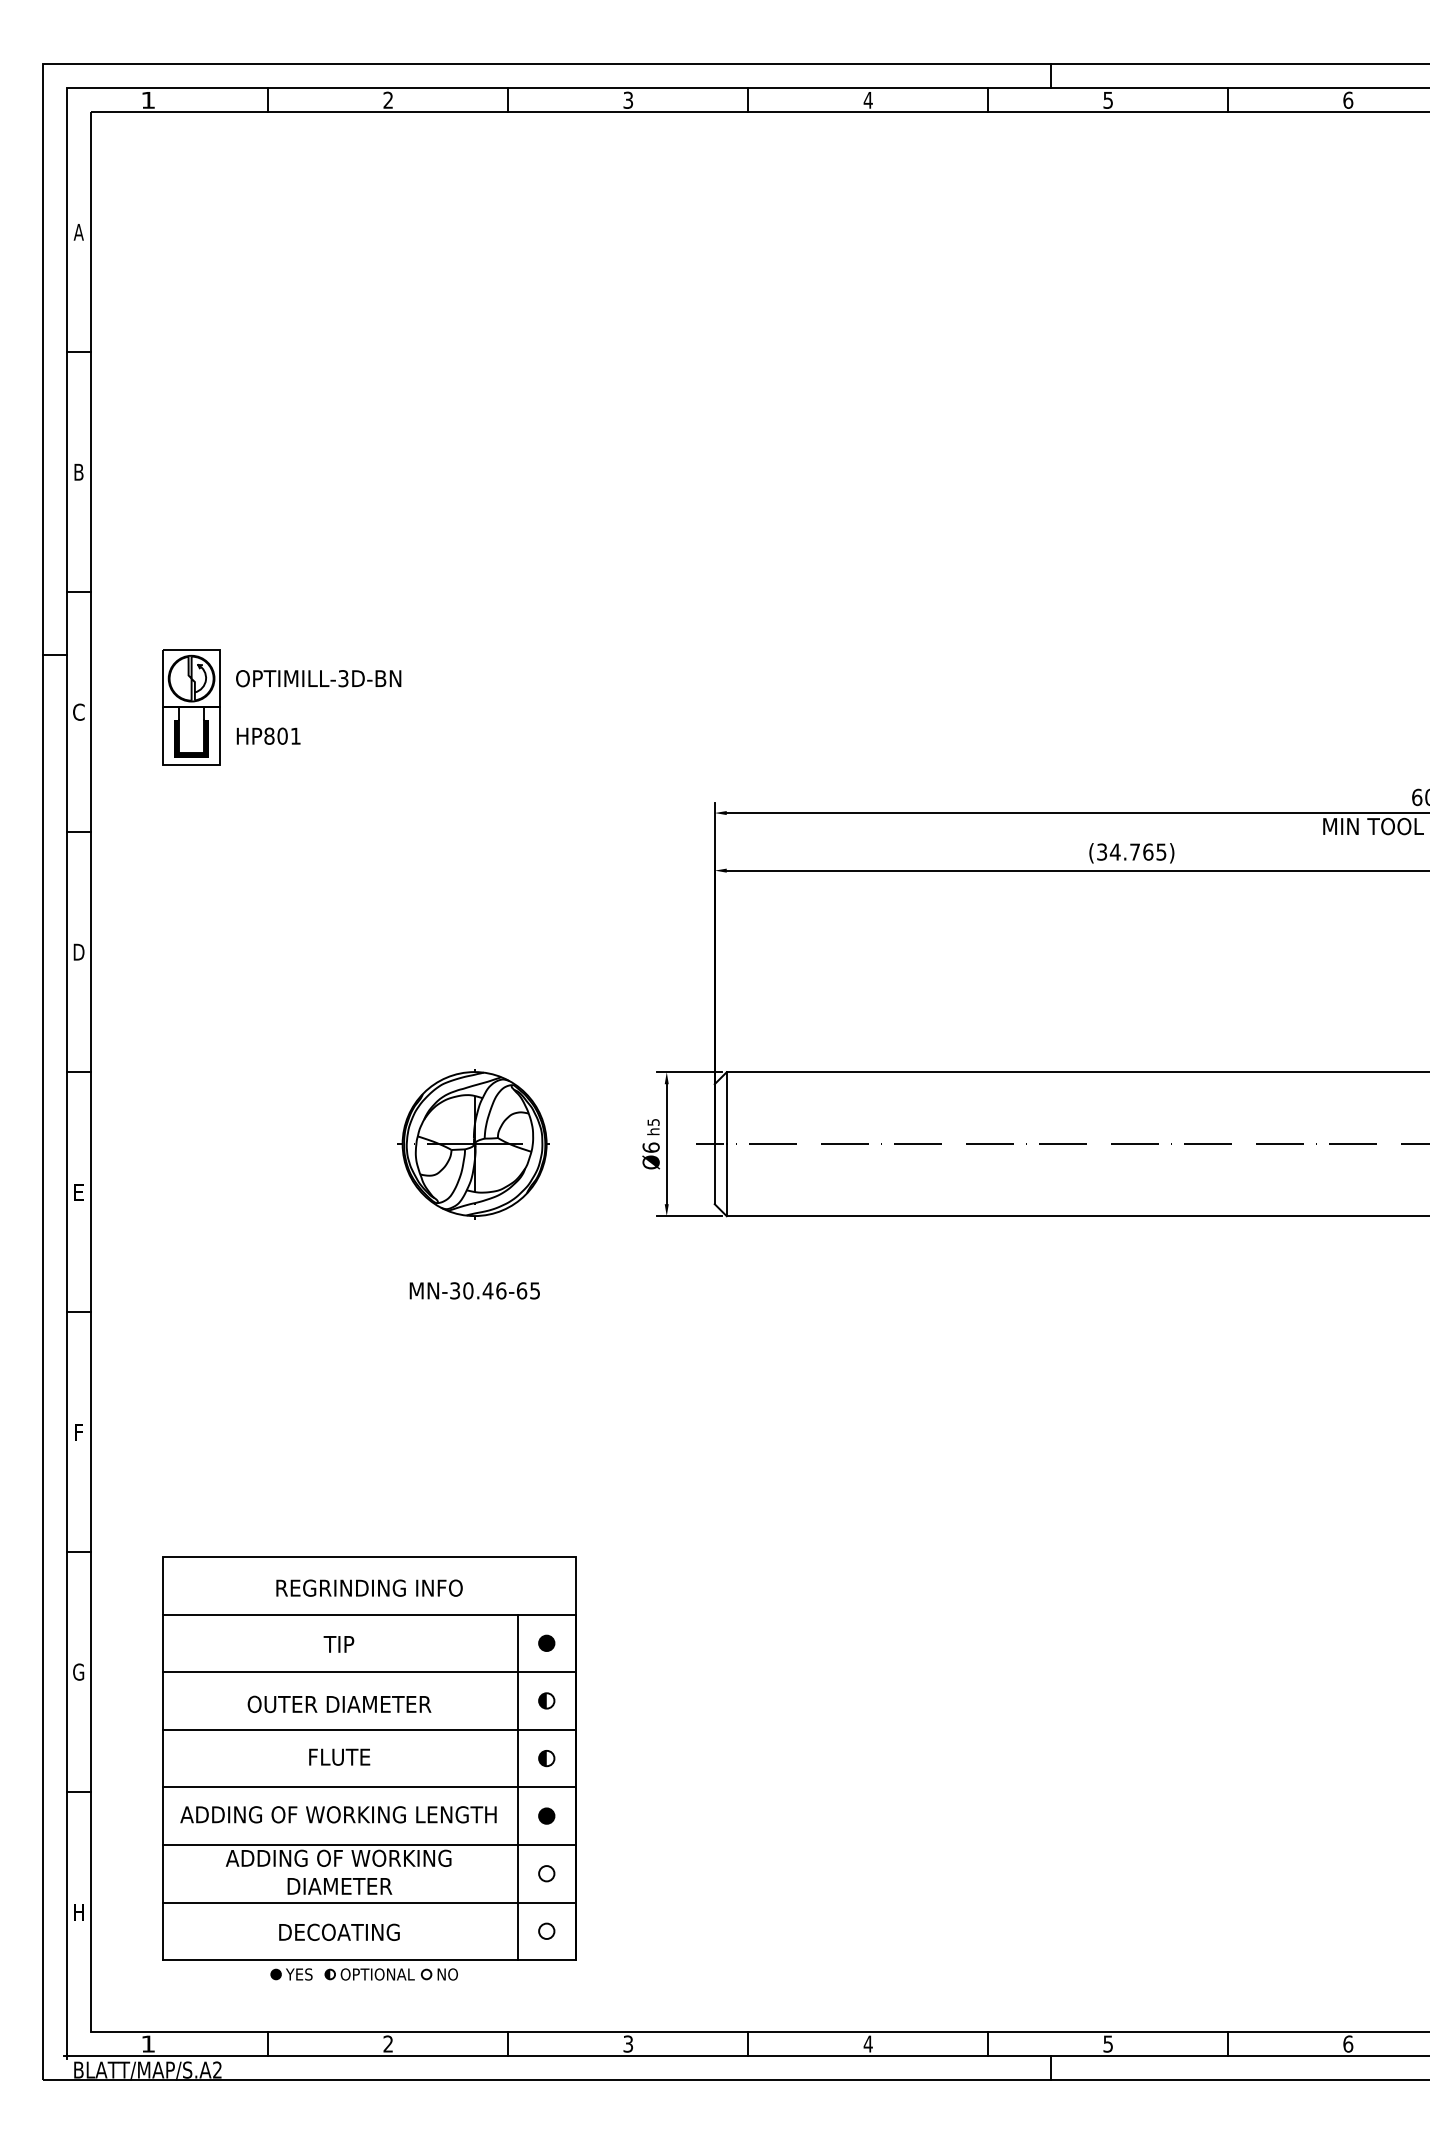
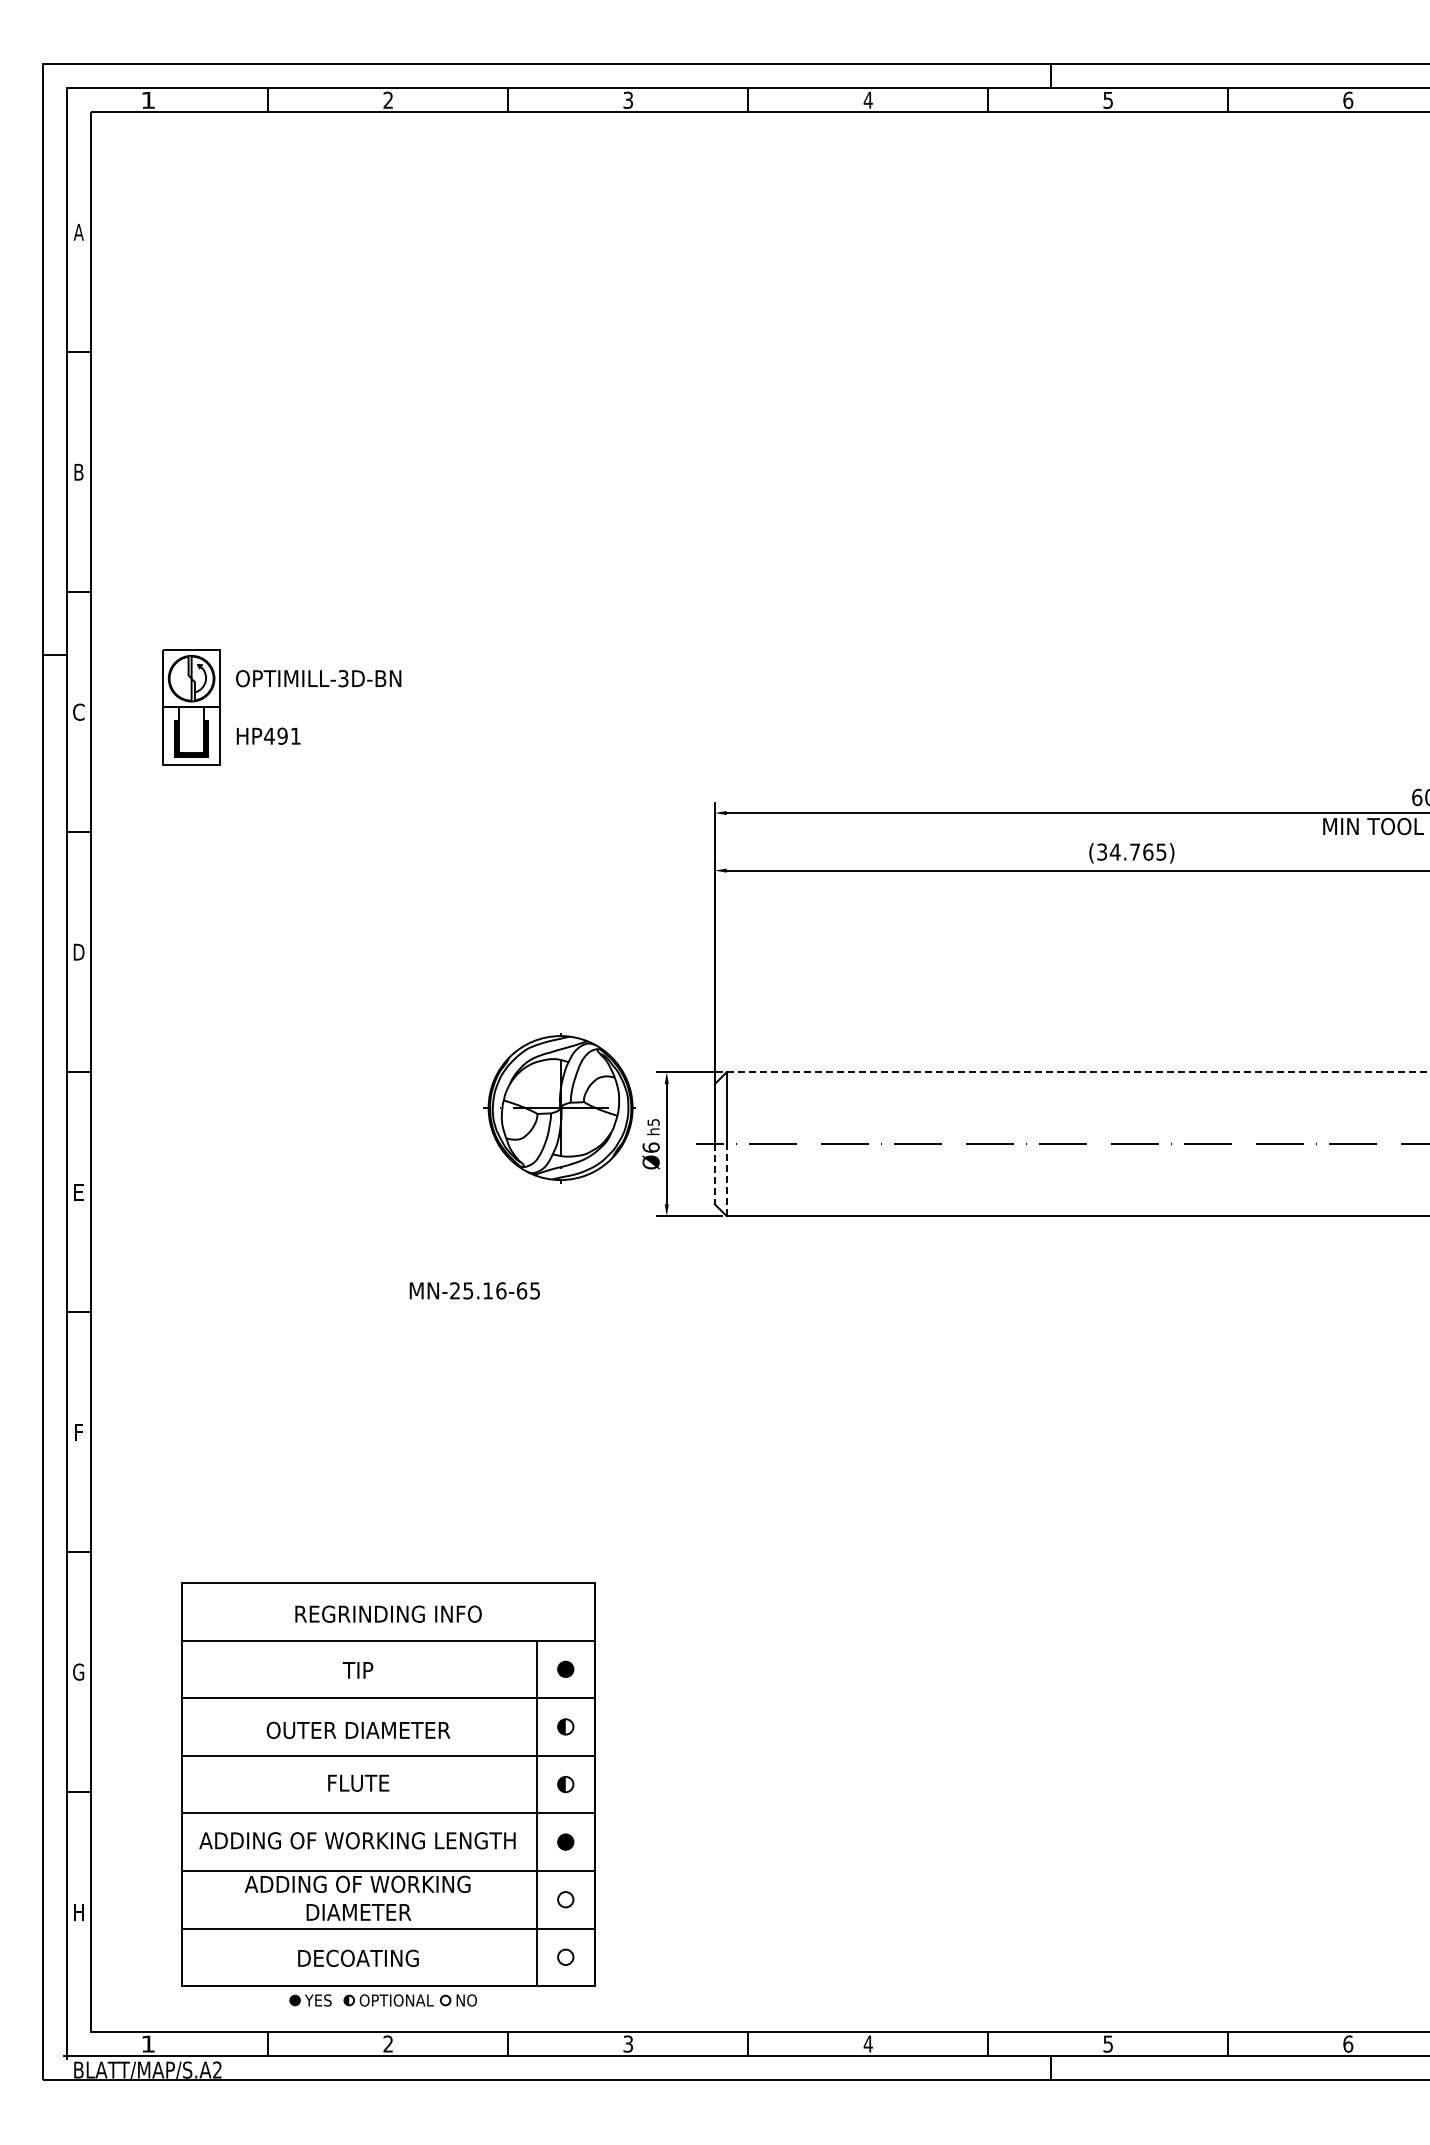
text: HP801 -> HP491 (275, 735)
line: solid -> dashed (1078, 1072)
part position: (473, 1144) -> (559, 1108) (559, 1108)
line: solid -> dashed (714, 1174)
line: solid -> dashed (726, 1180)
text: MN-30.46-65 -> MN-25.16-65 (471, 1290)
part position: (369, 1768) -> (388, 1794) (388, 1794)
